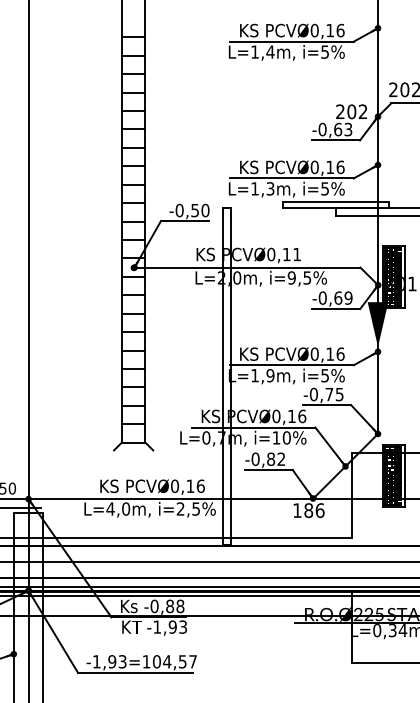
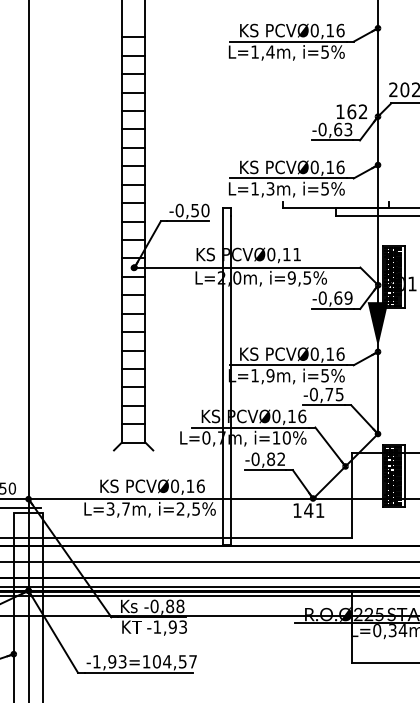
text: 202 -> 162 (346, 111)
line: present -> none (335, 201)
text: L=4,0m, -> L=3,7m, (118, 508)
text: 186 -> 141 (314, 510)
